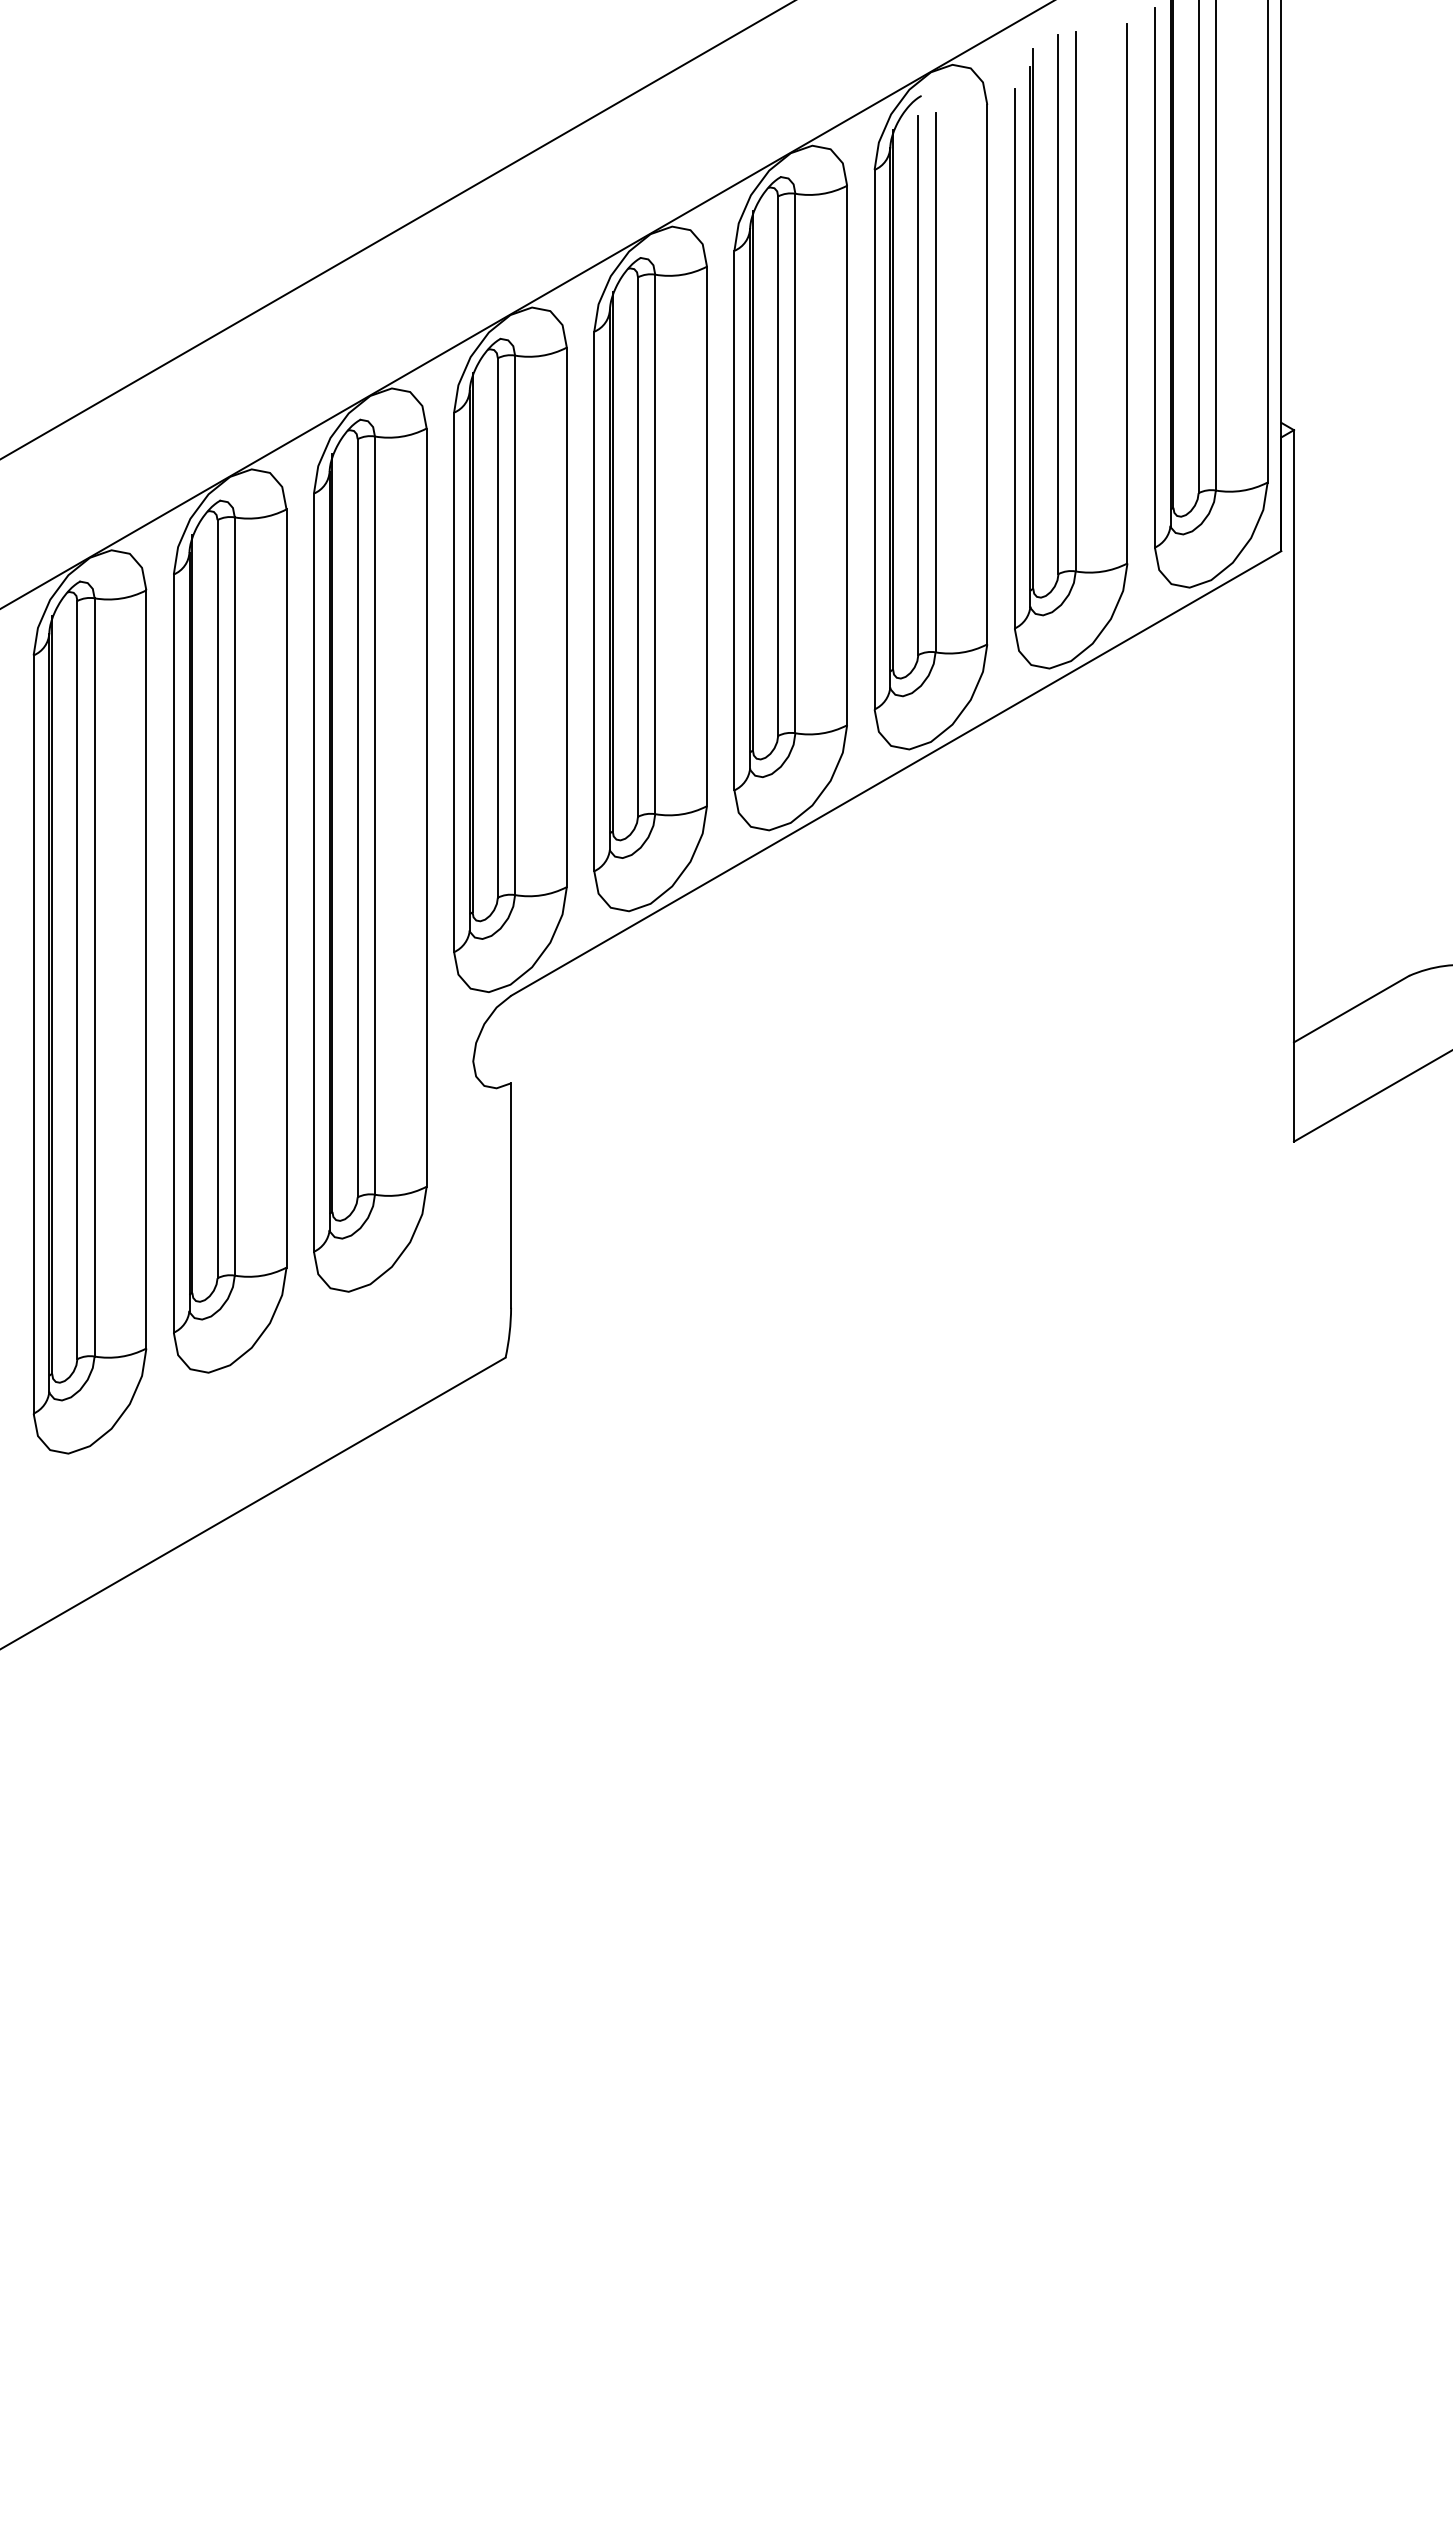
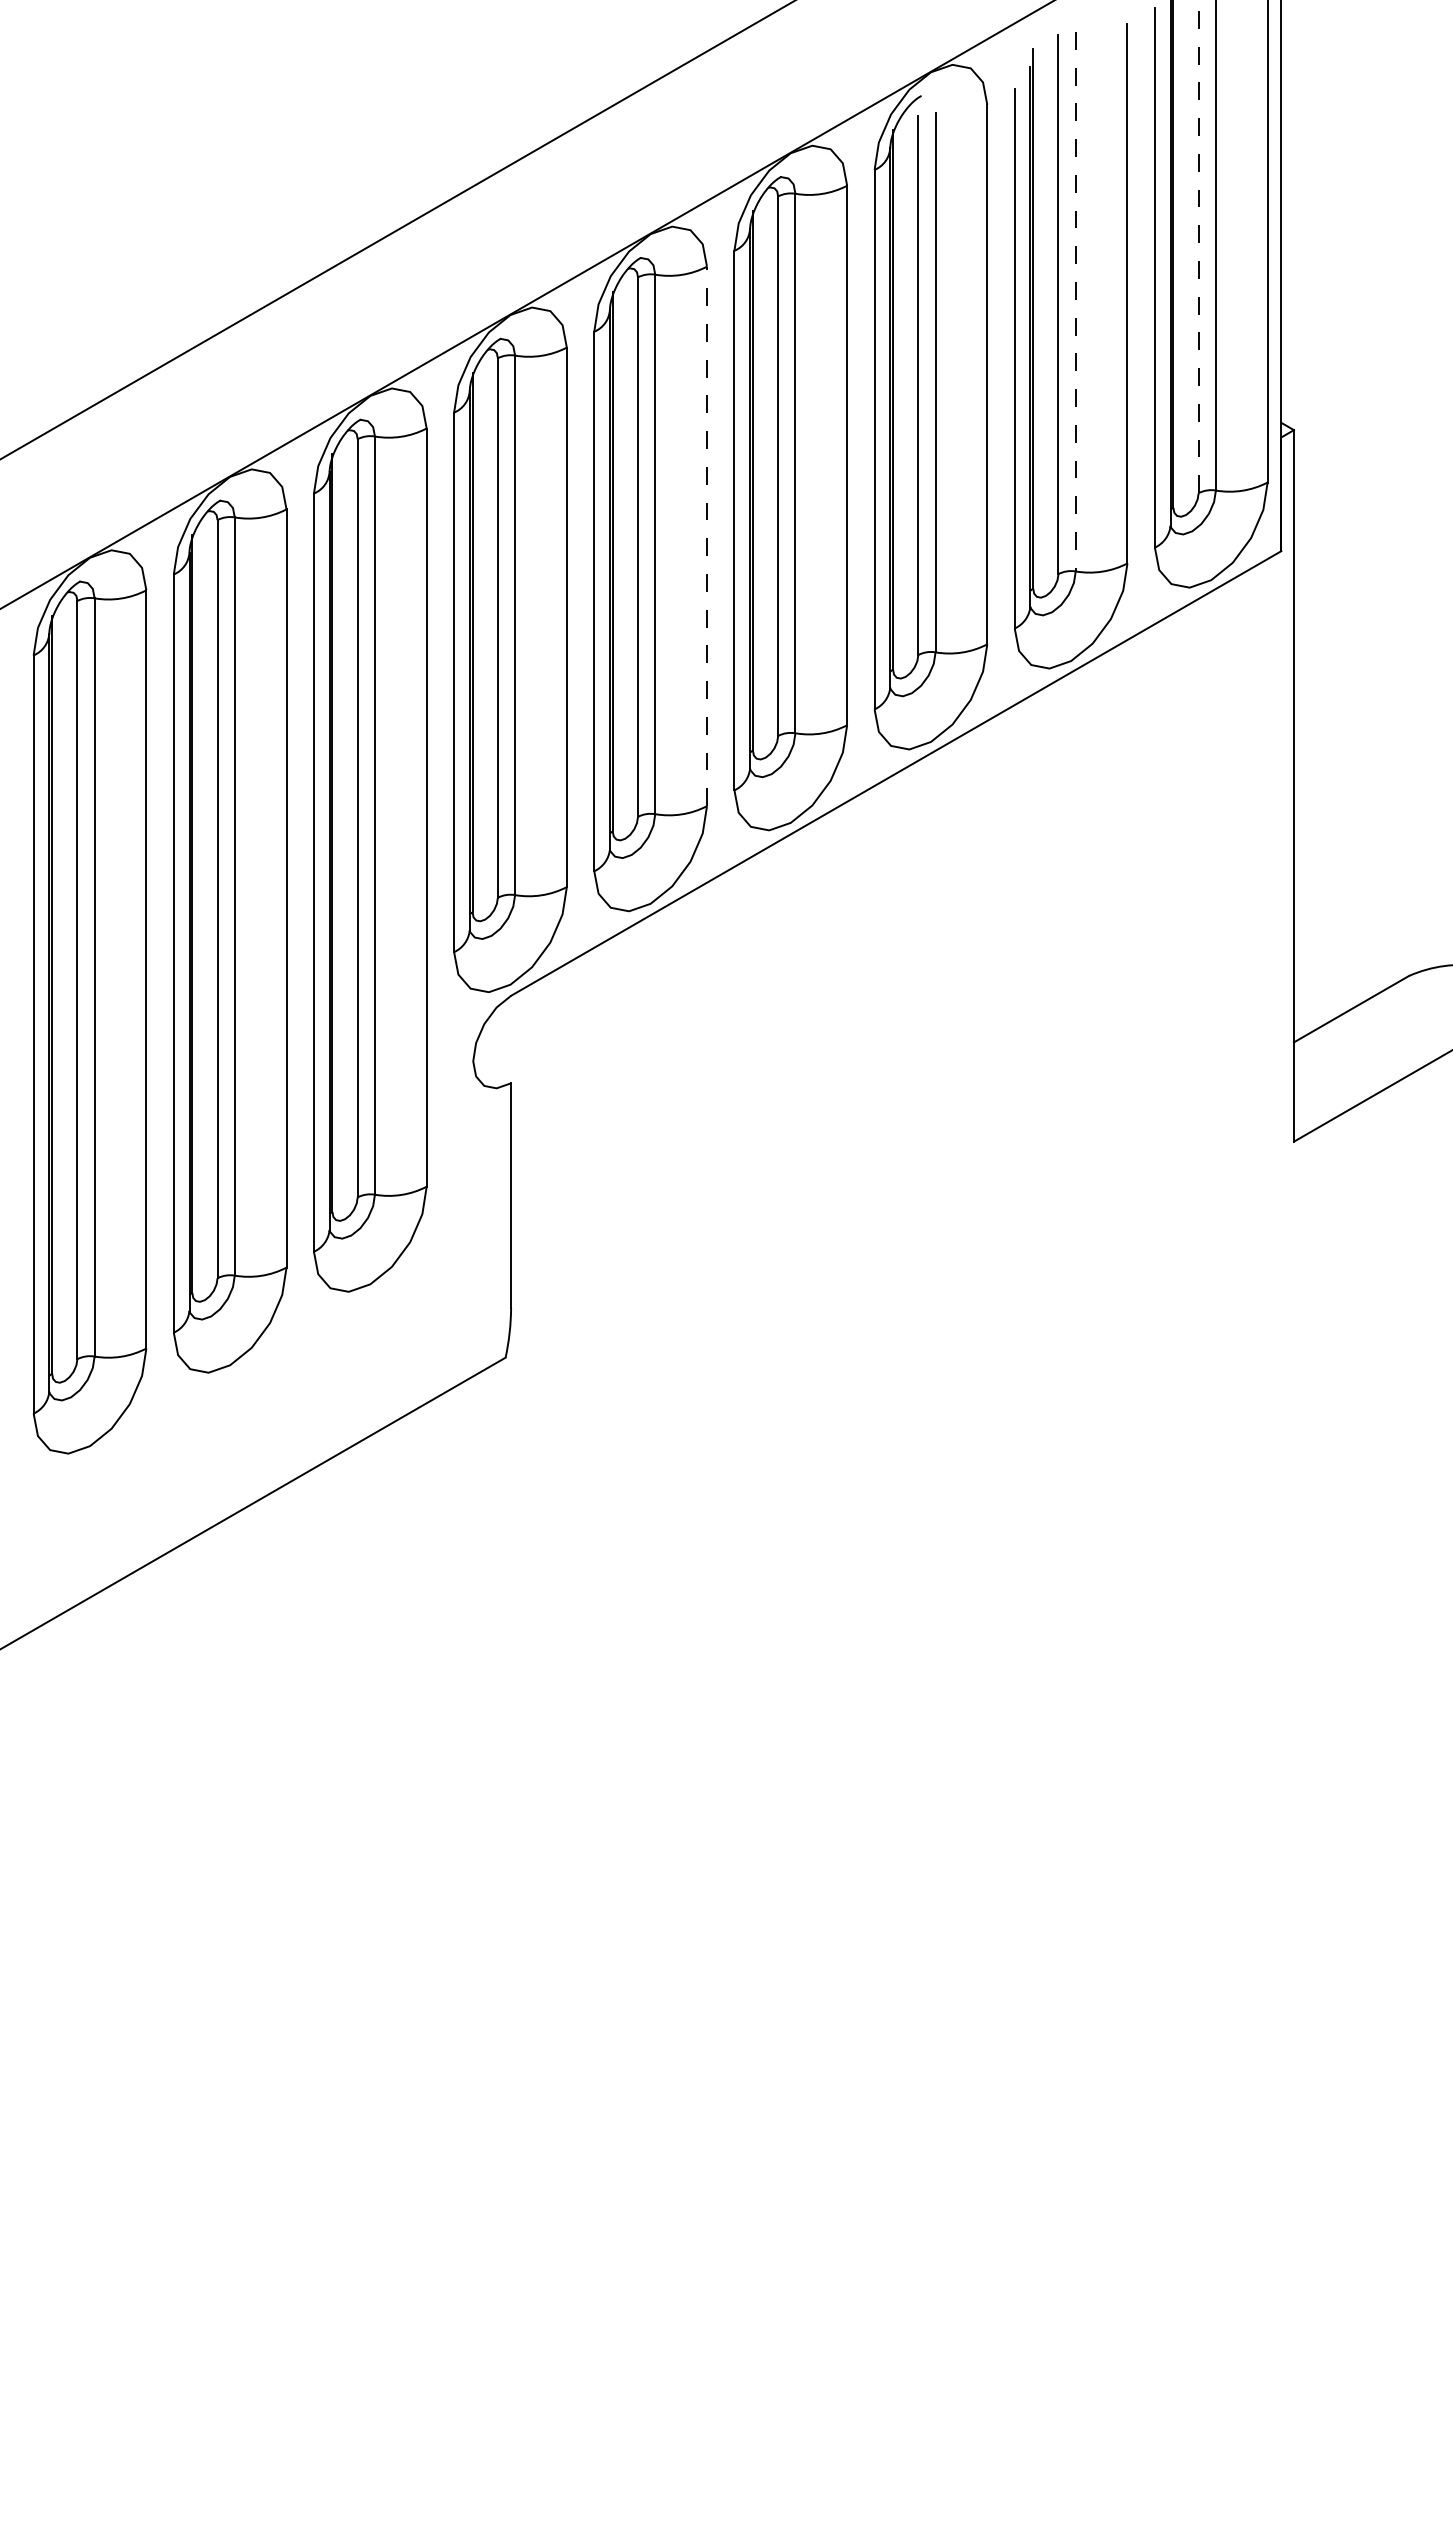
line: solid -> dashed (1198, 246)
line: solid -> dashed (1075, 301)
line: solid -> dashed (707, 536)
